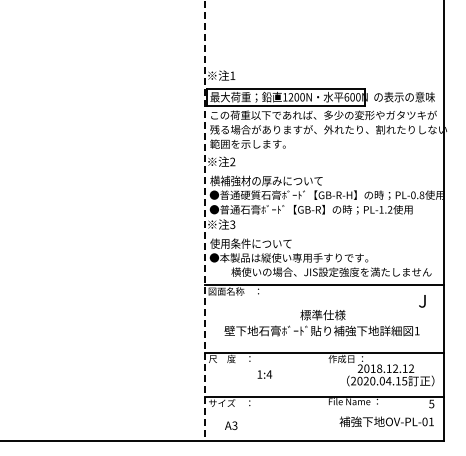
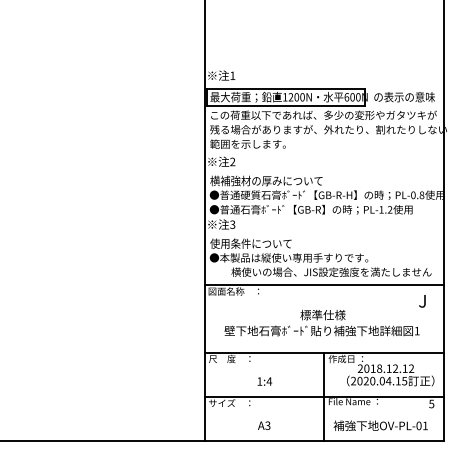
line: dashed -> solid (204, 220)
text position: (264, 374) -> (264, 381) (264, 381)
line: none -> present (324, 396)
text position: (386, 421) -> (380, 425) (380, 425)
text position: (231, 425) -> (264, 425) (264, 425)
